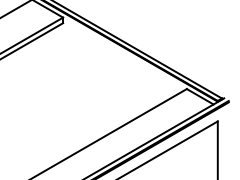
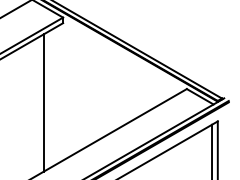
line: none -> present (43, 102)
line: none -> present (212, 150)
